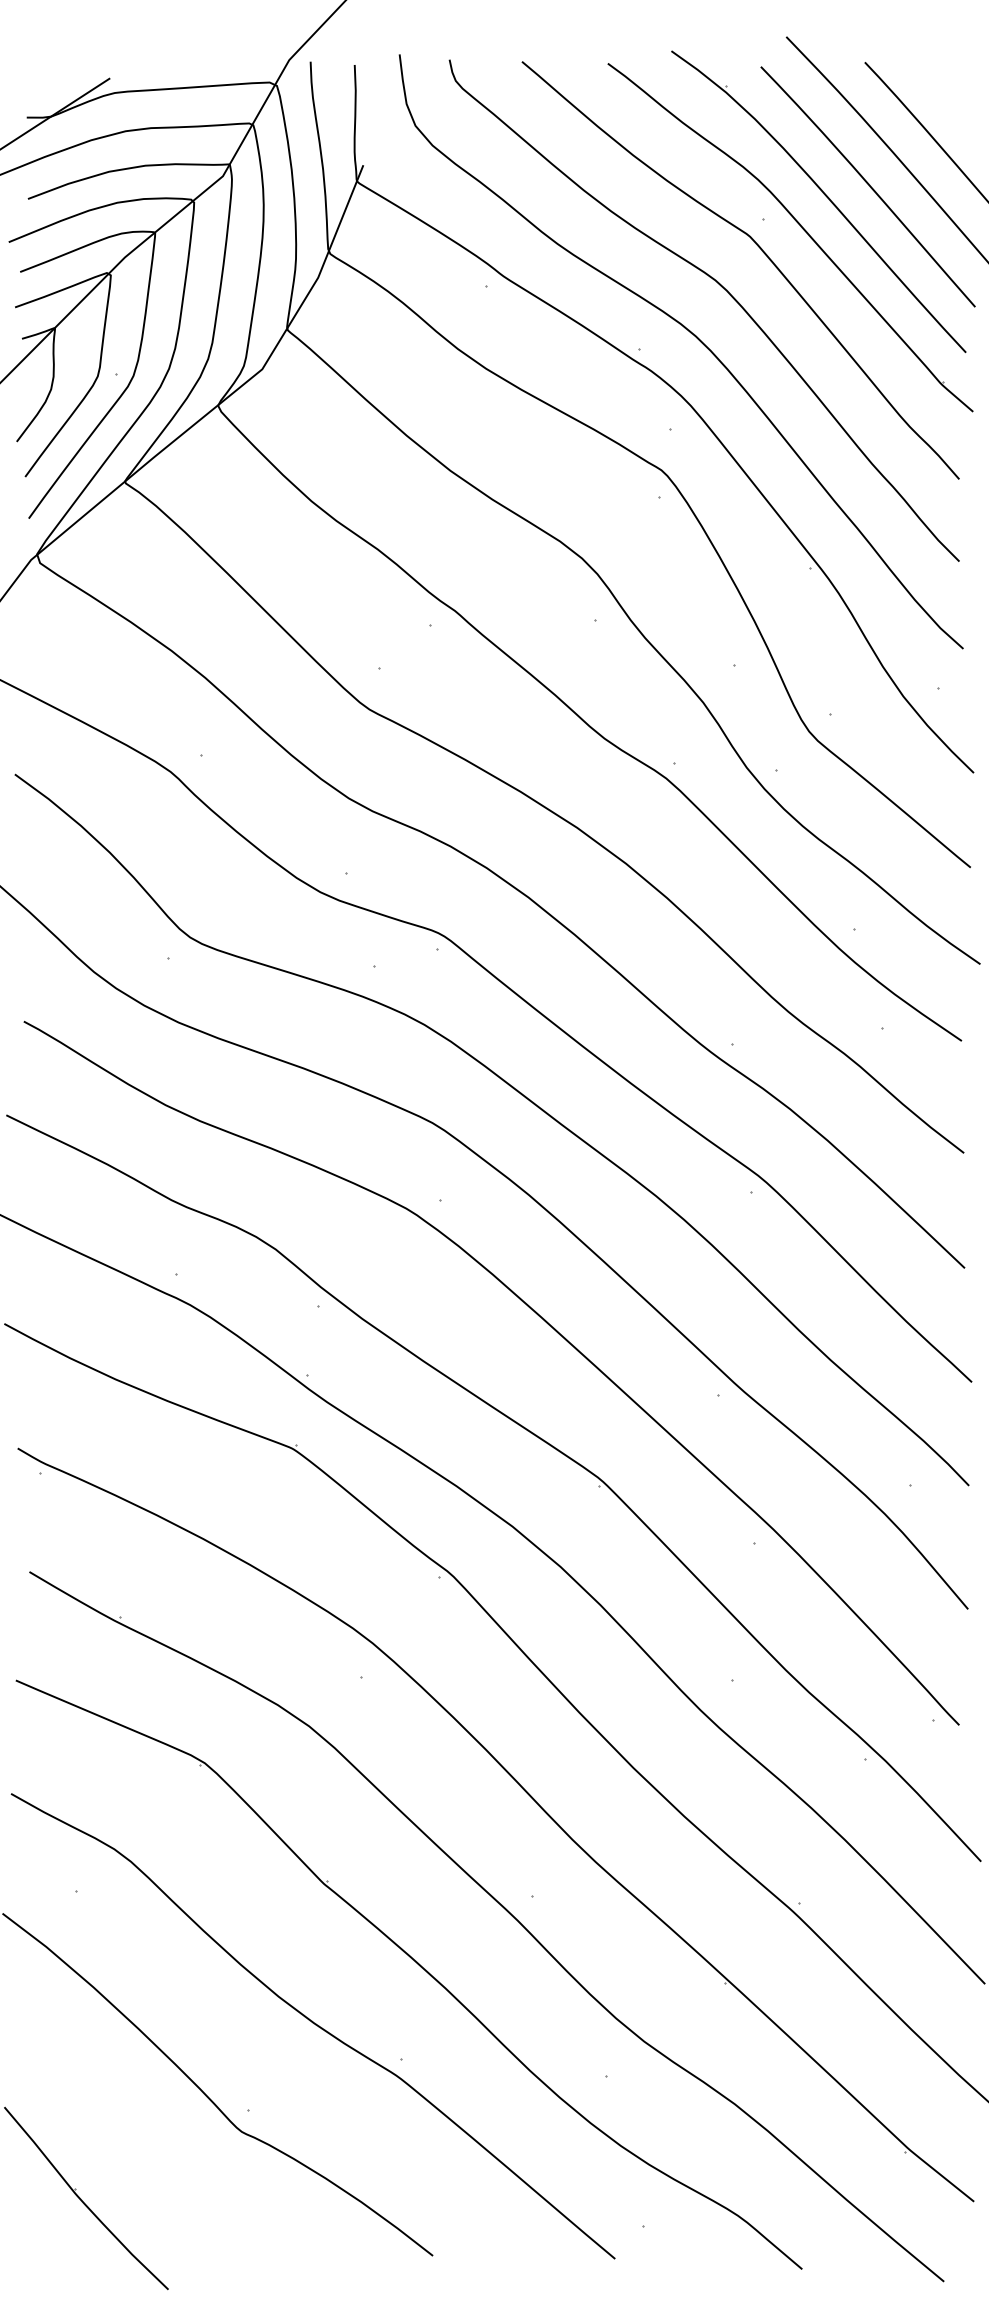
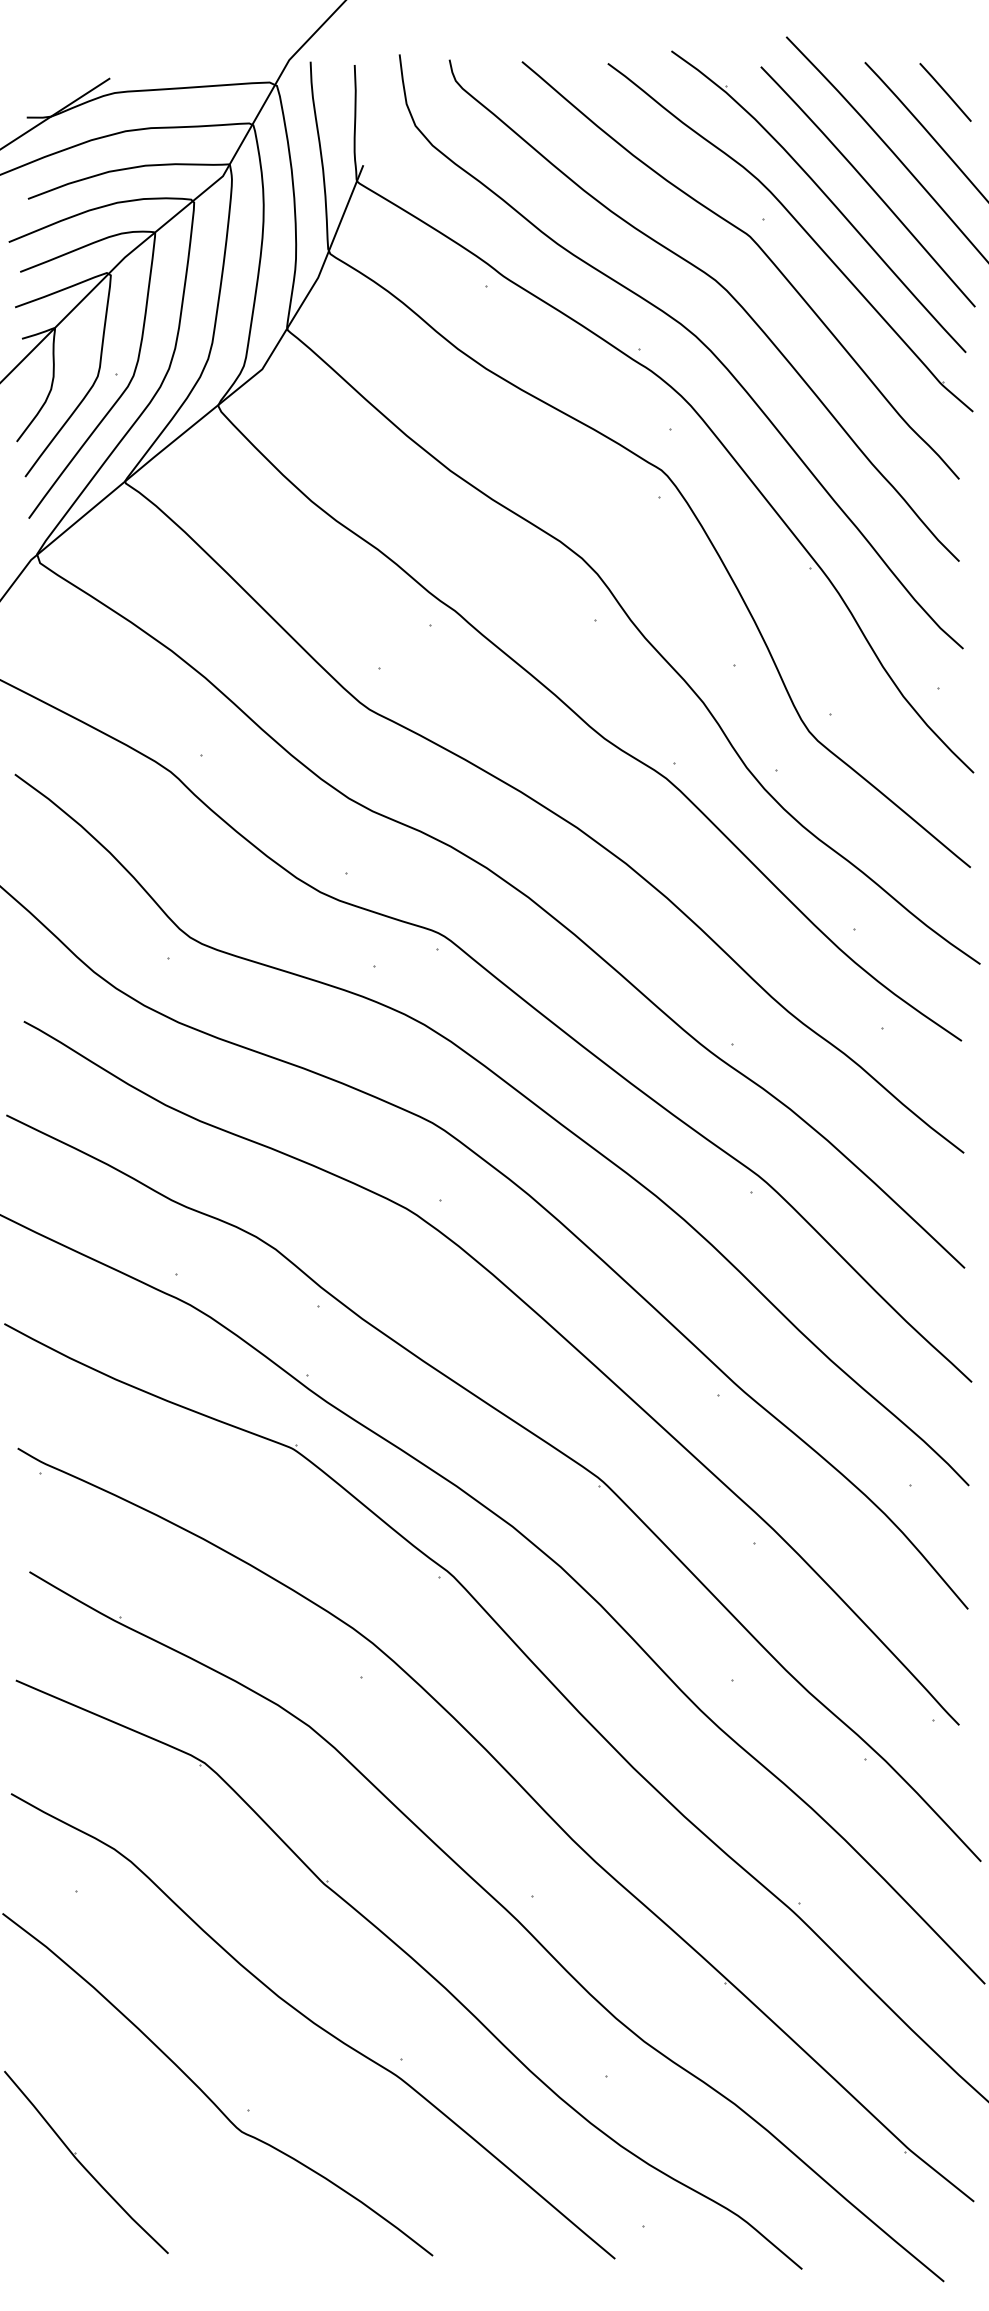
line: none -> present (945, 92)
part position: (86, 2198) -> (86, 2162) (86, 2162)
